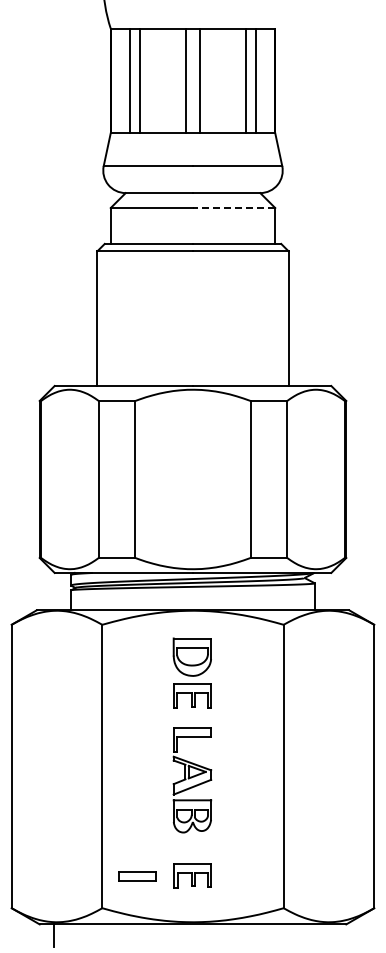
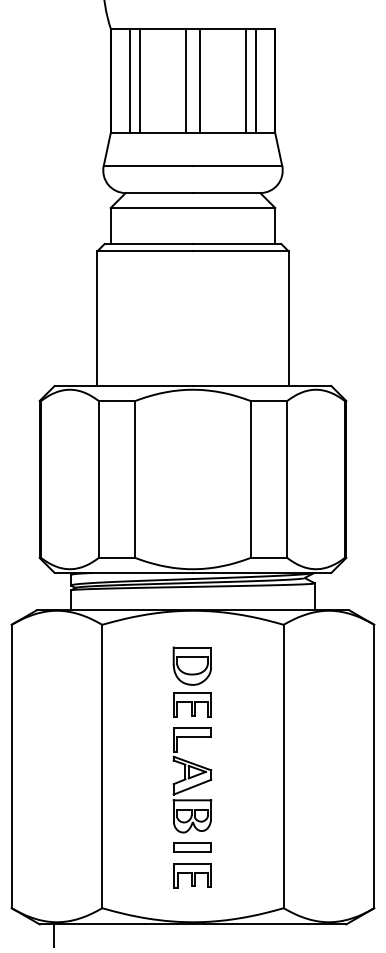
line: dashed -> solid (233, 208)
part position: (191, 672) -> (191, 681) (191, 681)
part position: (137, 876) -> (192, 847) (192, 847)
